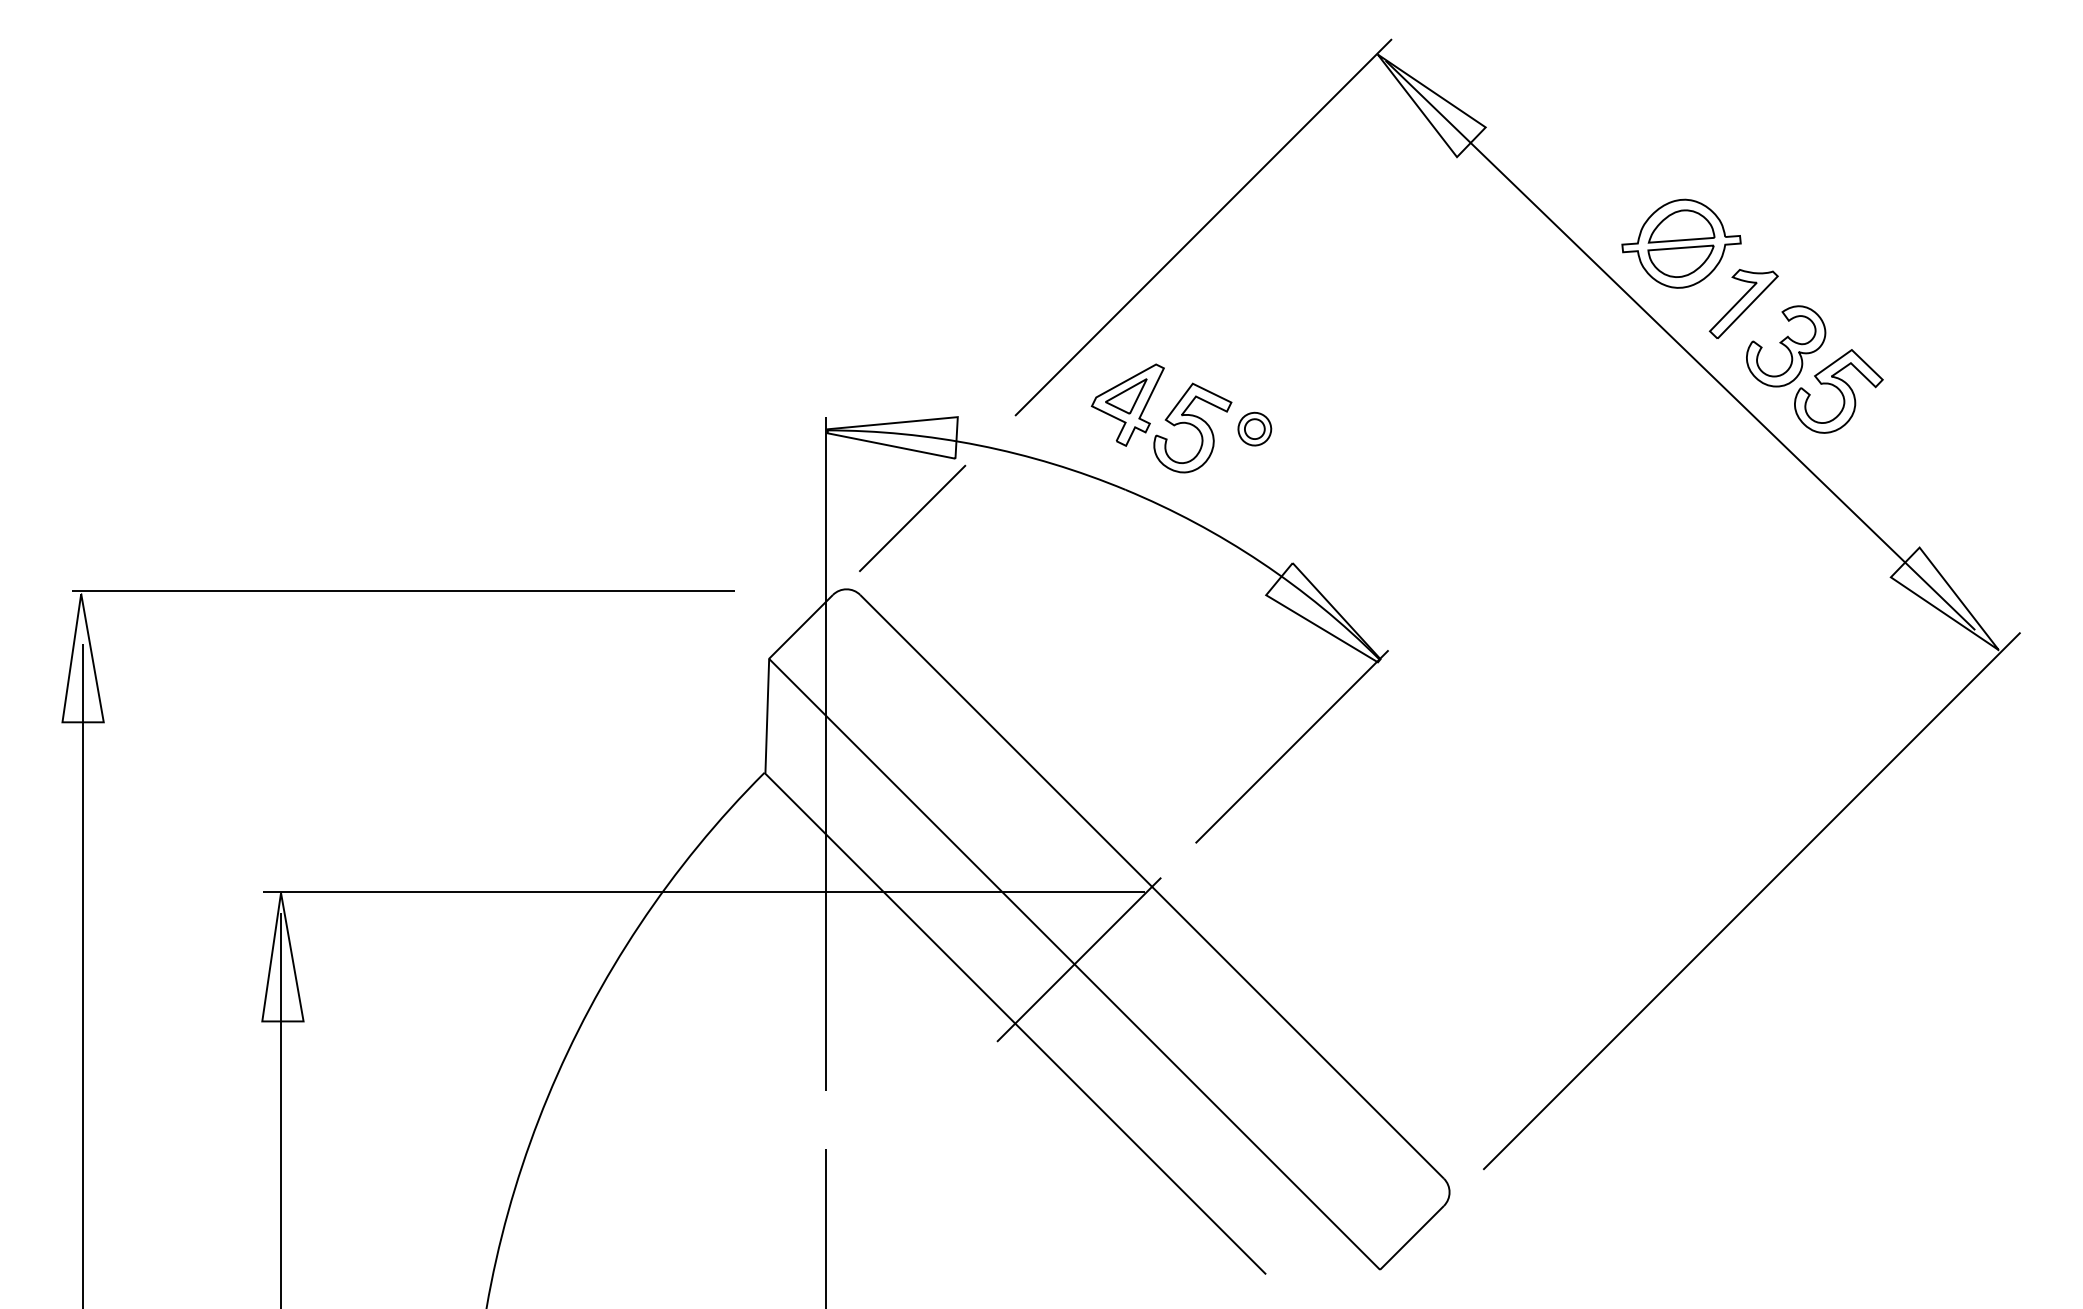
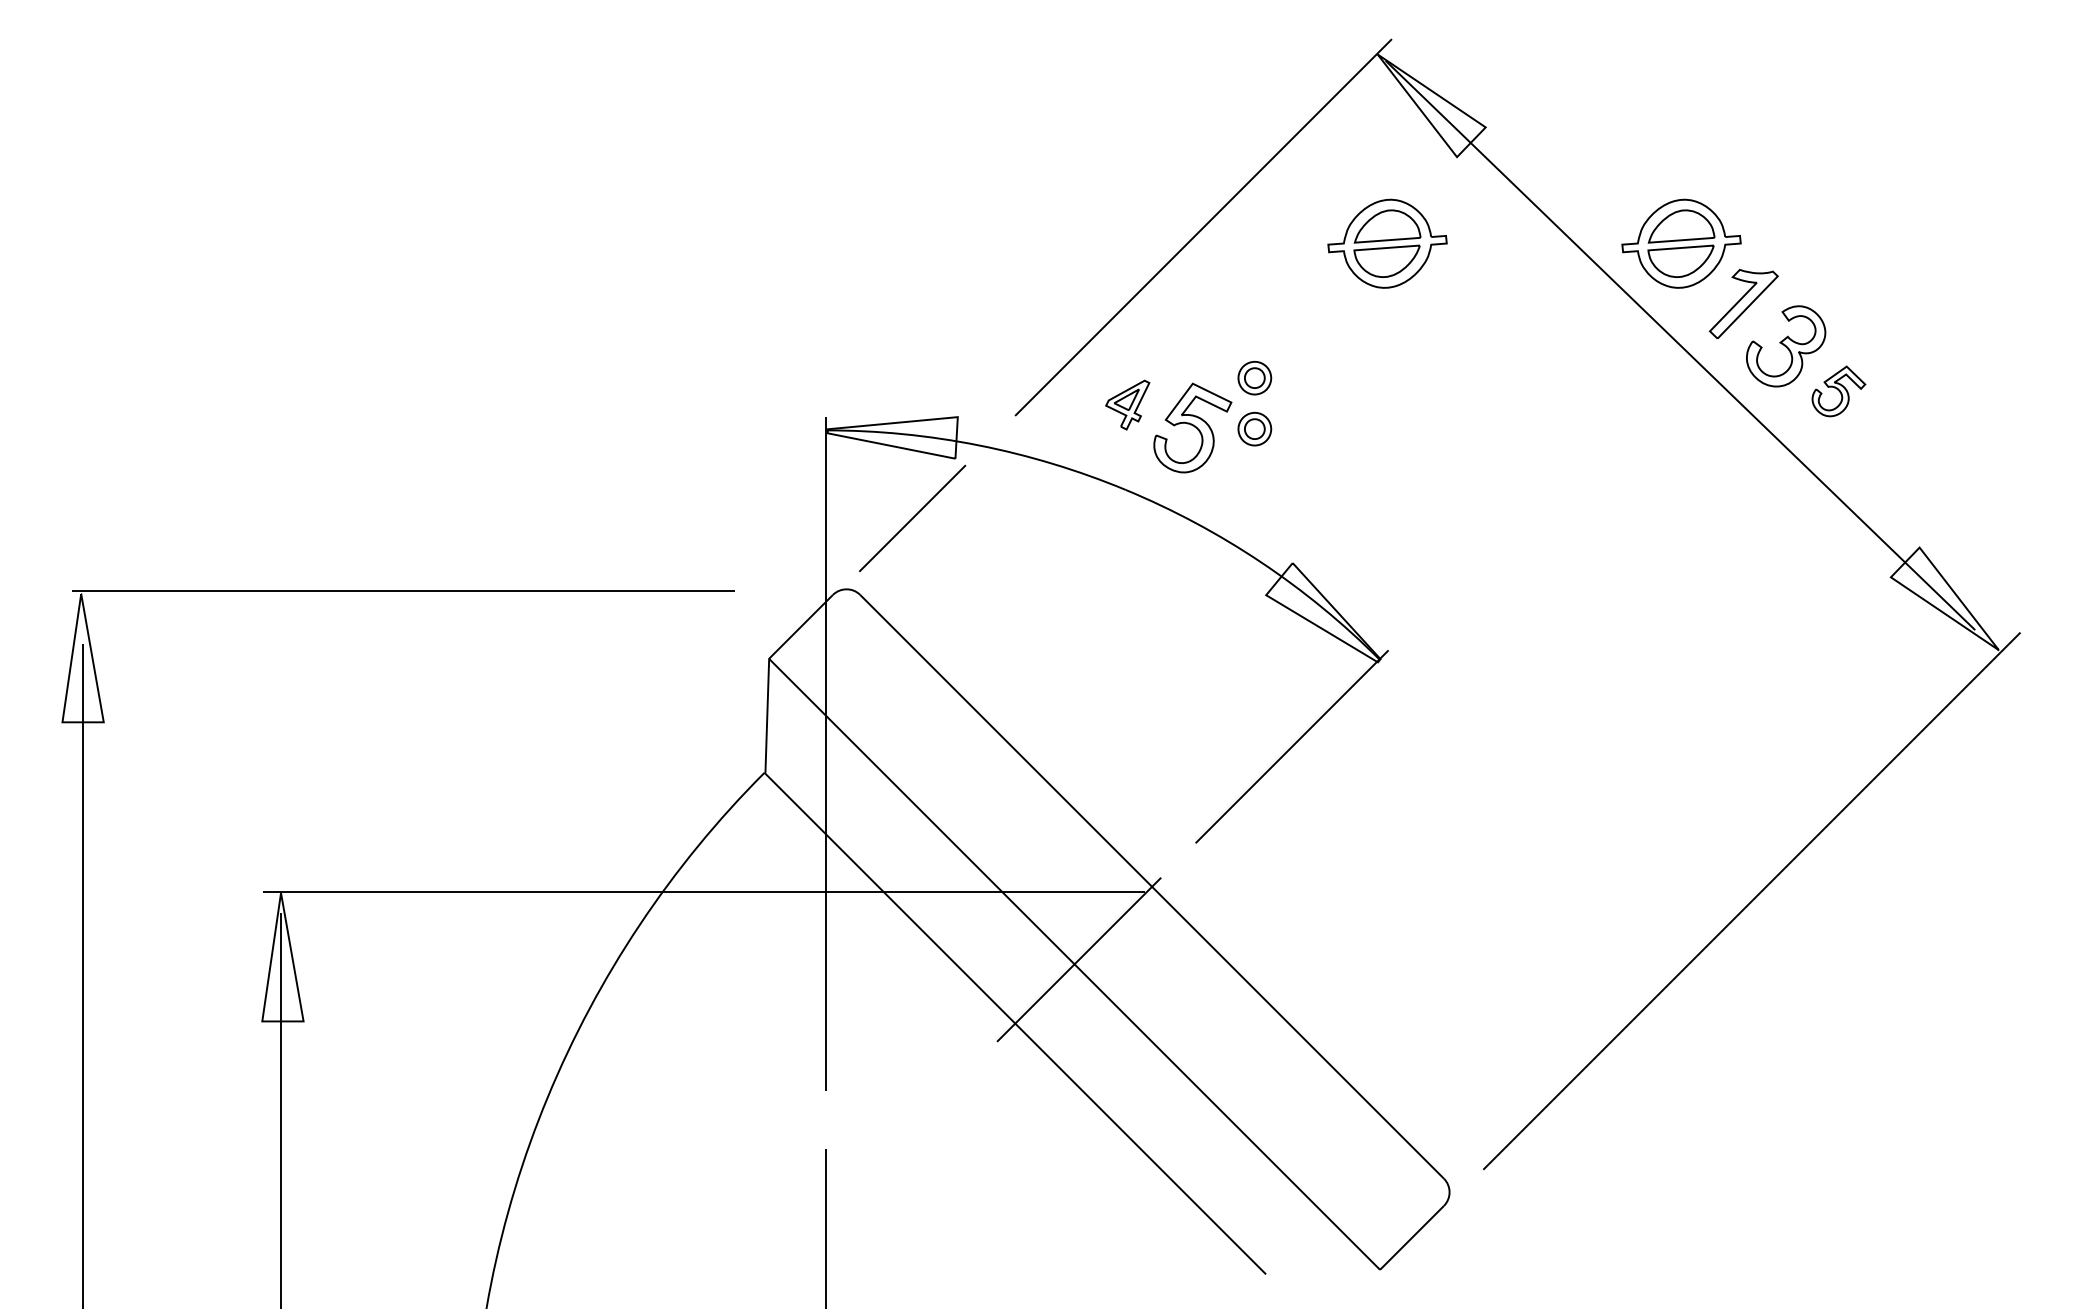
part: none -> present (1387, 243)
part: none -> present (1254, 377)
part size: 90x85 px -> 56x53 px (1838, 391)
part size: 75x84 px -> 46x52 px (1127, 404)
